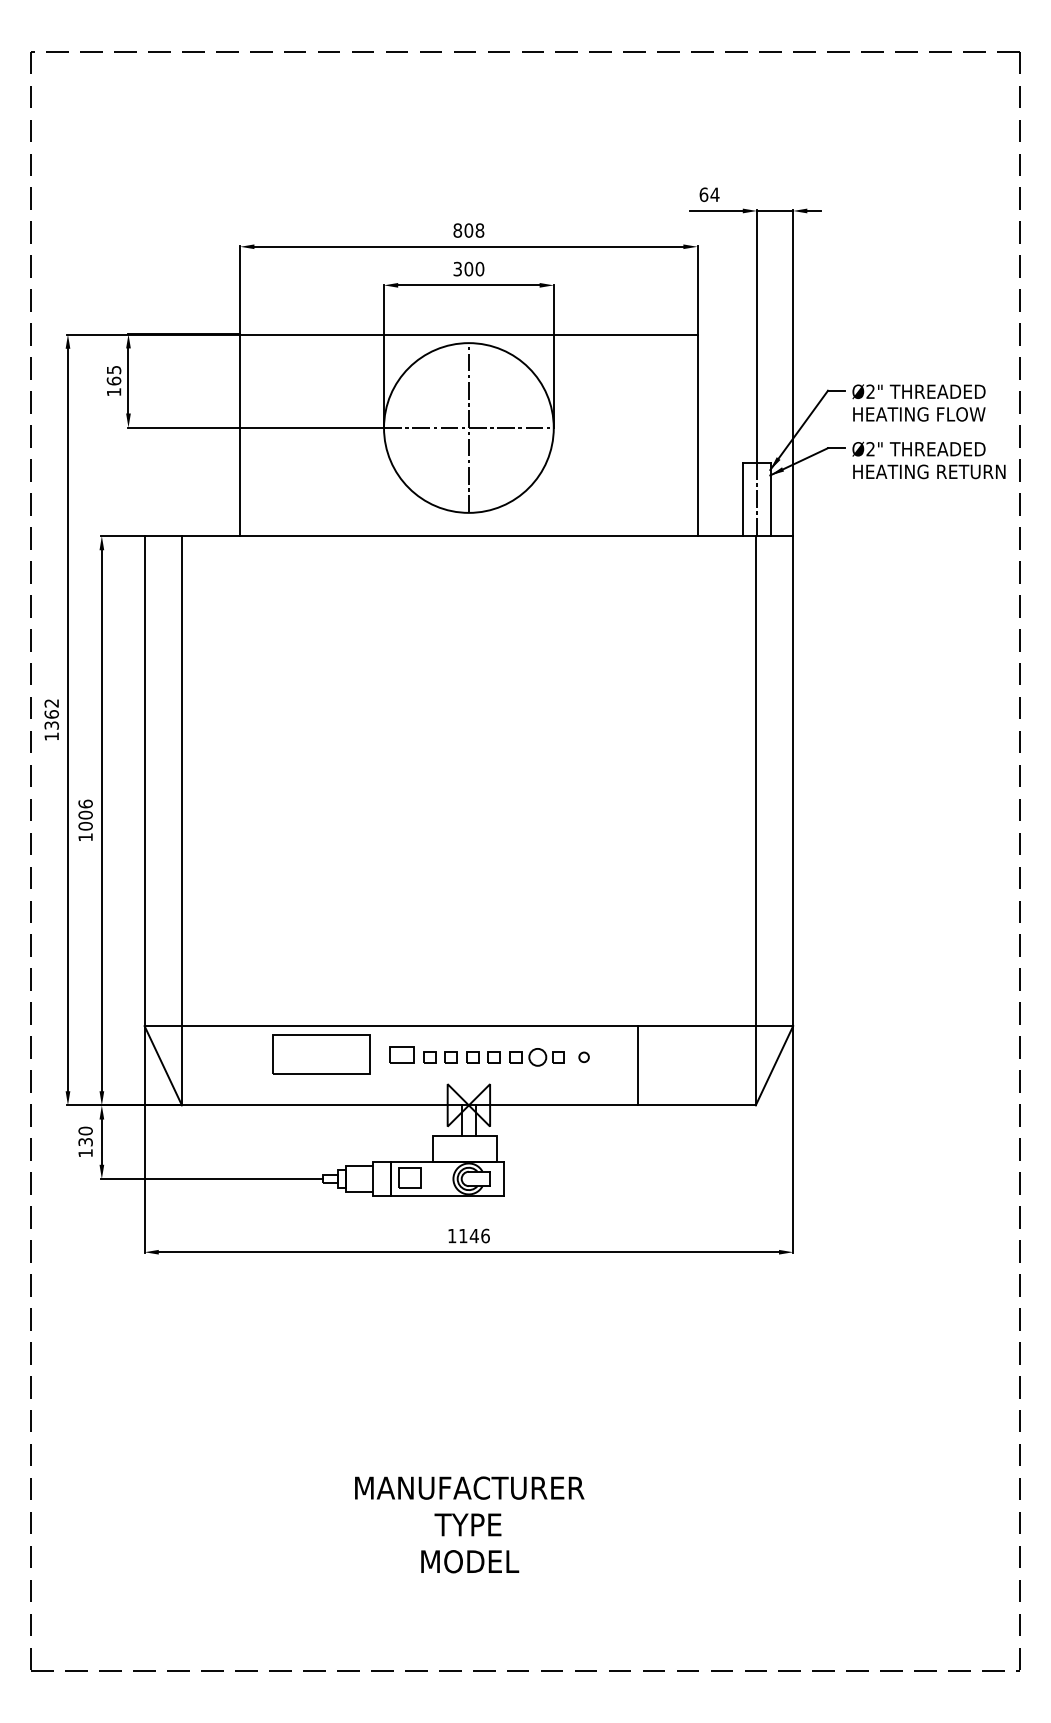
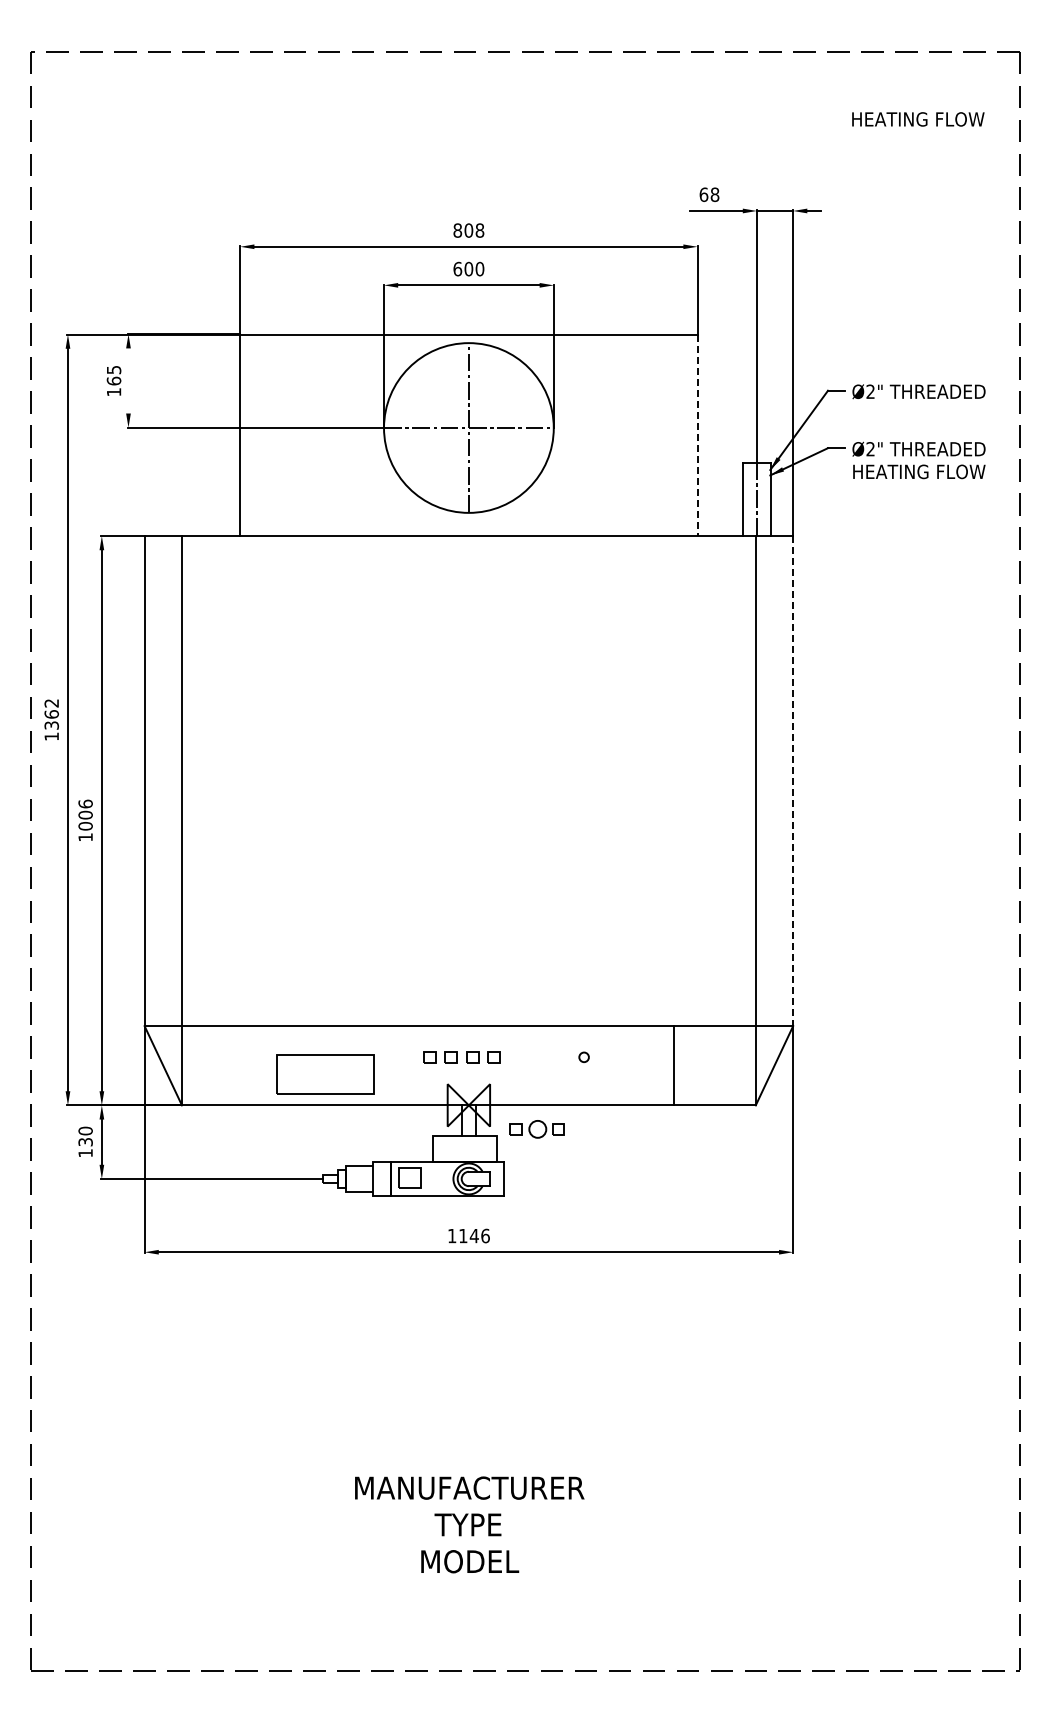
text: 64 -> 68 (714, 194)
text: 300 -> 600 (457, 268)
line: present -> none (128, 380)
text position: (919, 414) -> (918, 119) (918, 119)
line: solid -> dashed (697, 435)
text: HEATING RETURN -> HEATING FLOW (972, 471)
line: solid -> dashed (793, 781)
part position: (321, 1054) -> (325, 1074) (325, 1074)
part: present -> none (401, 1054)
part position: (536, 1057) -> (536, 1129) (536, 1129)
line position: (638, 1065) -> (674, 1065) (674, 1065)
